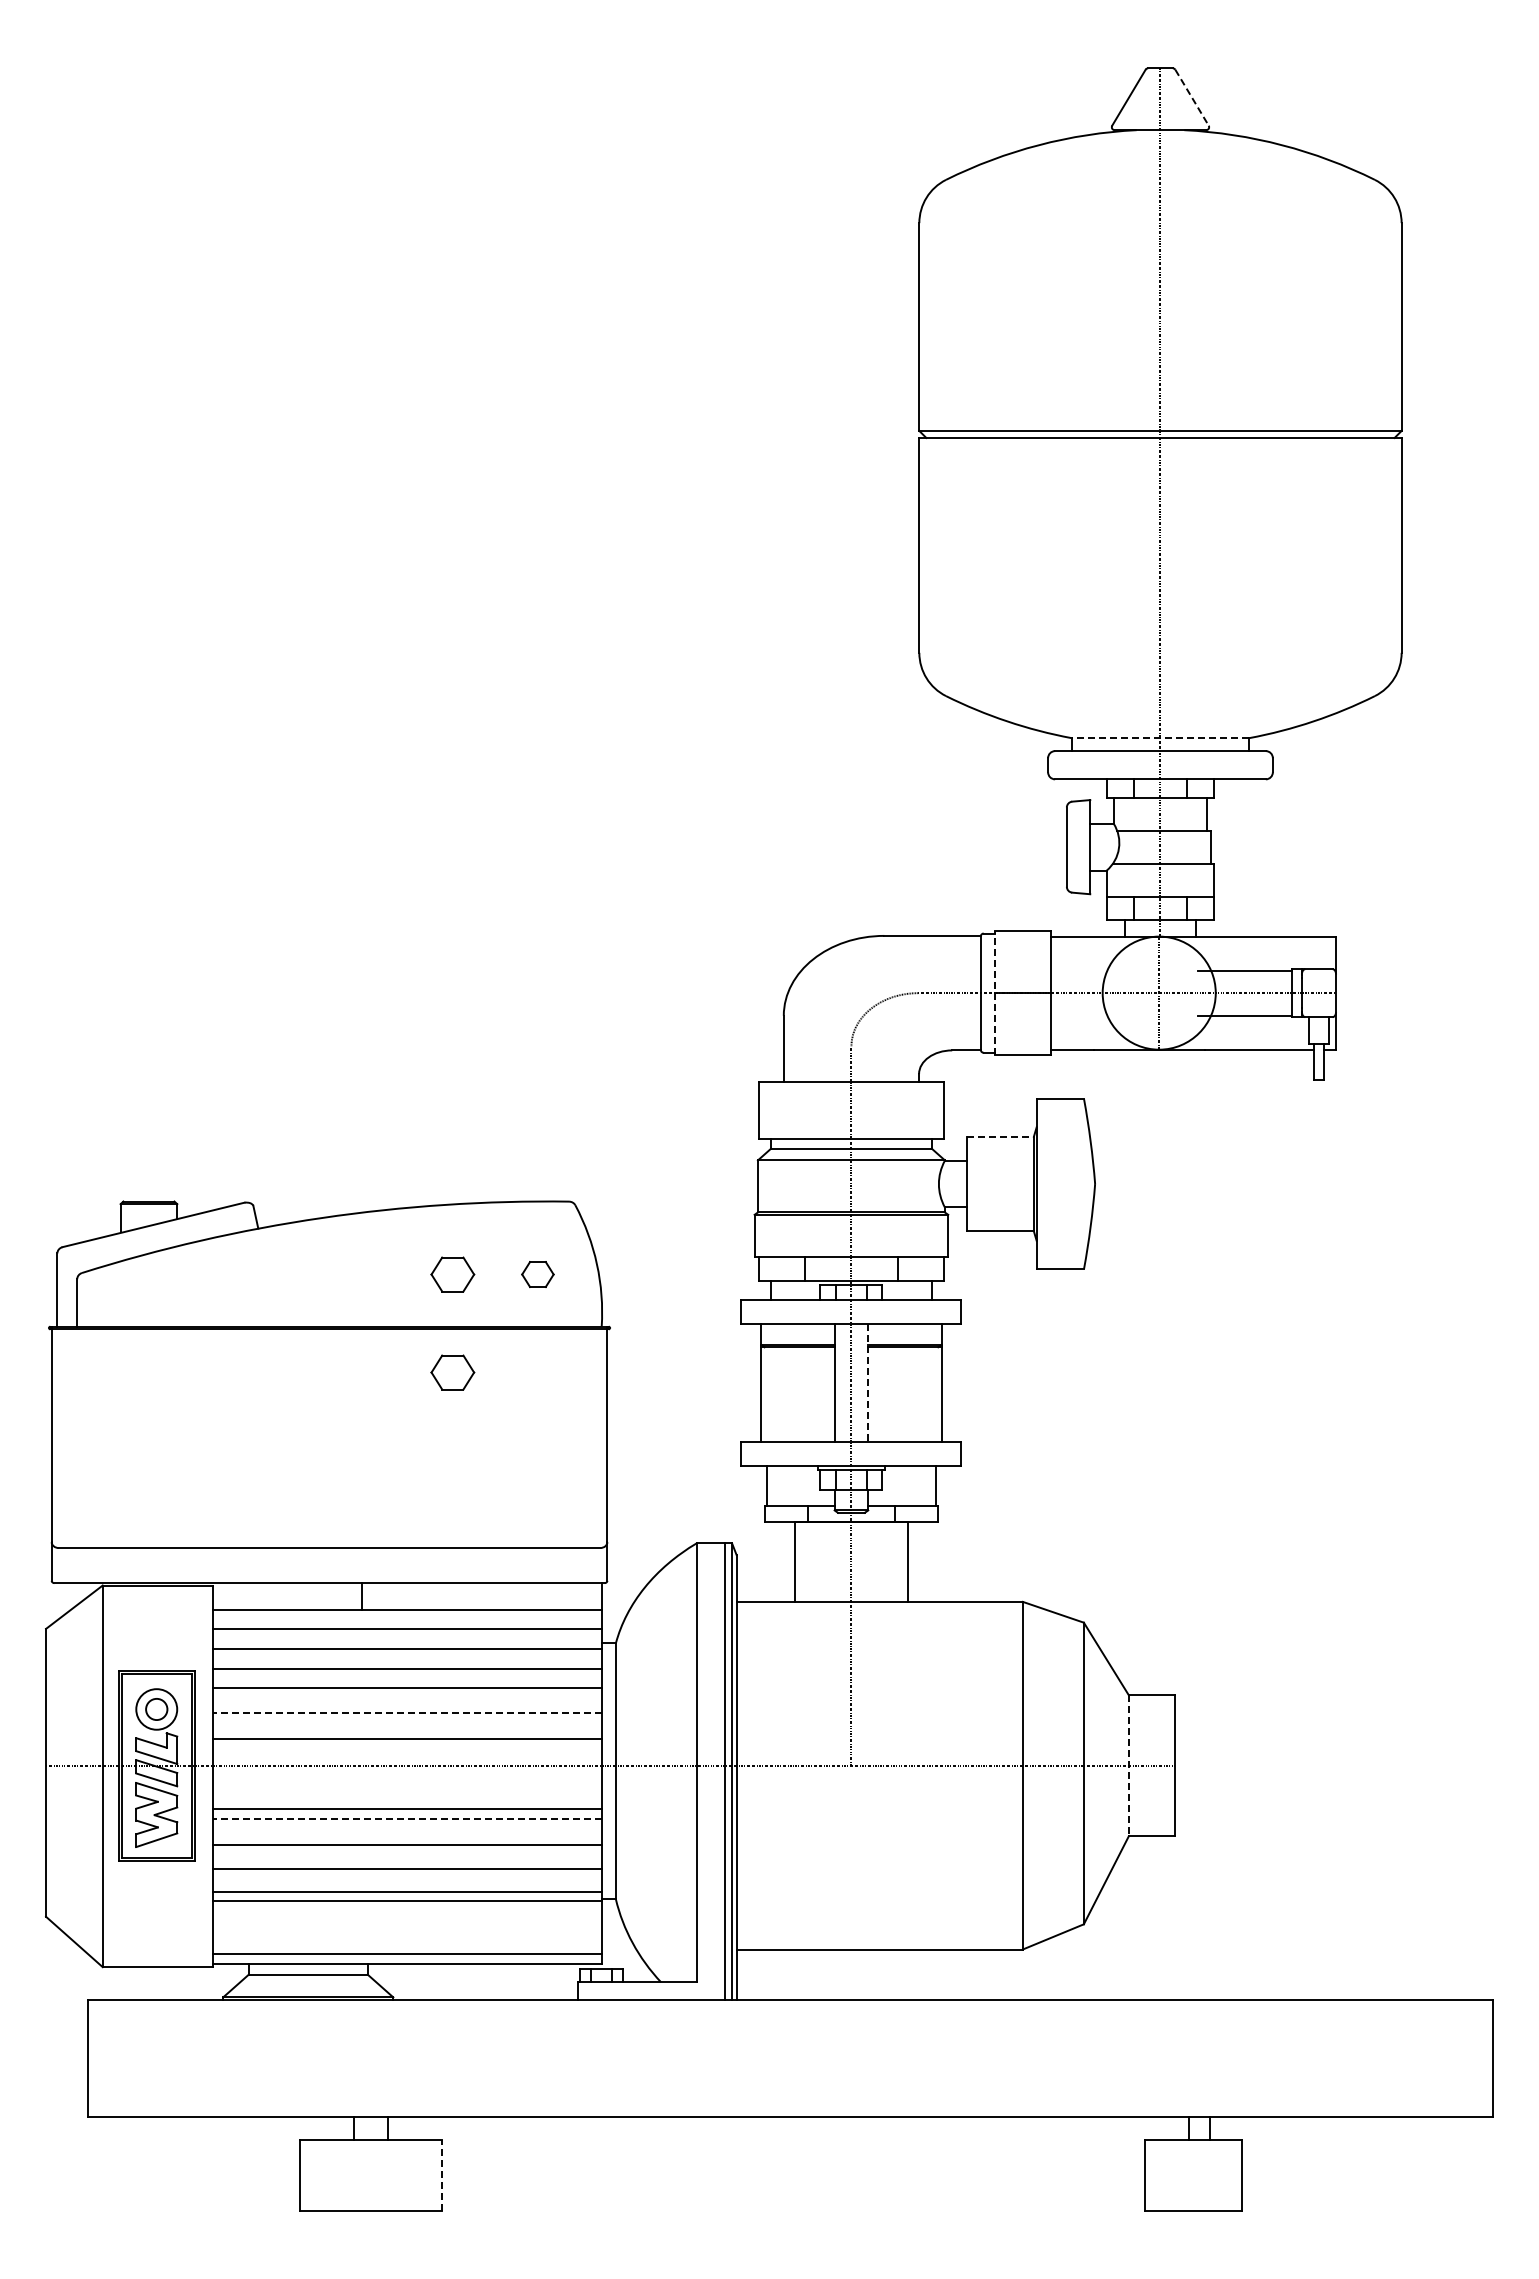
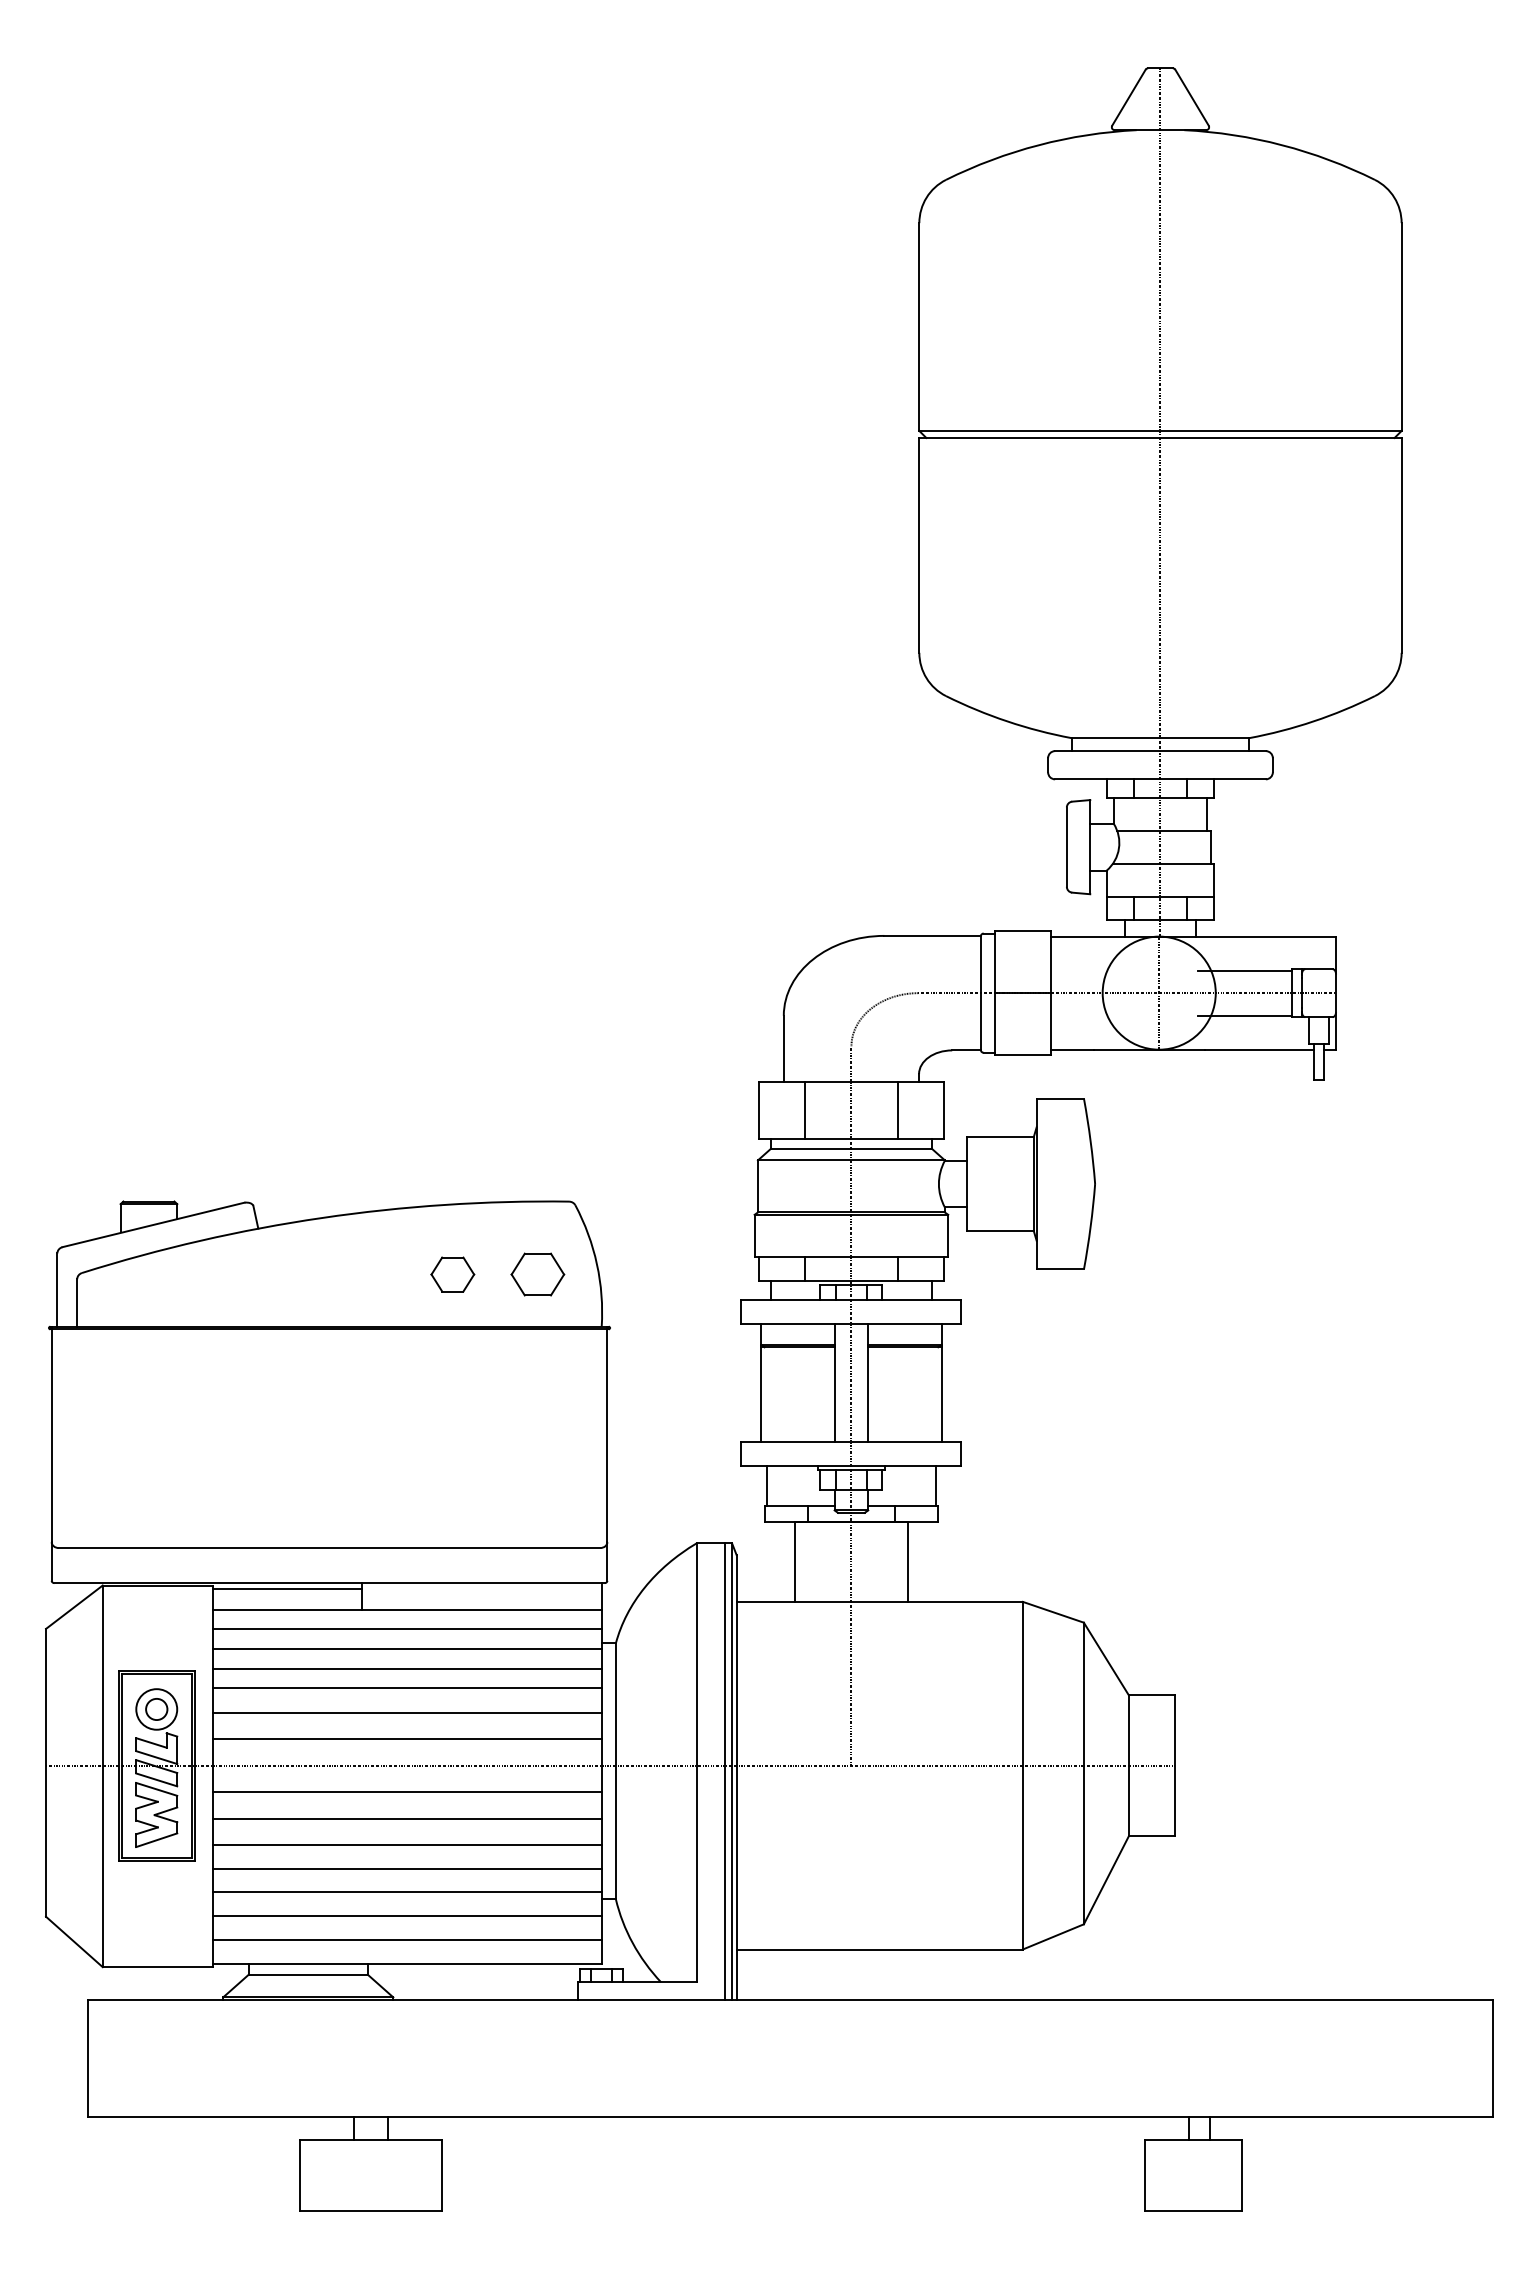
line: dashed -> solid (1192, 97)
line: dashed -> solid (1160, 738)
line: dashed -> solid (994, 993)
line: none -> present (804, 1110)
line: none -> present (897, 1110)
line: dashed -> solid (1000, 1136)
part size: 34x27 px -> 56x45 px (537, 1274)
part: present -> none (452, 1372)
line: dashed -> solid (868, 1383)
line: none -> present (286, 1588)
line: dashed -> solid (406, 1712)
line: dashed -> solid (1128, 1765)
line position: (406, 1809) -> (406, 1792) (406, 1792)
line: dashed -> solid (406, 1819)
line position: (406, 1901) -> (406, 1916) (406, 1916)
line position: (406, 1954) -> (406, 1940) (406, 1940)
line: dashed -> solid (441, 2175)
